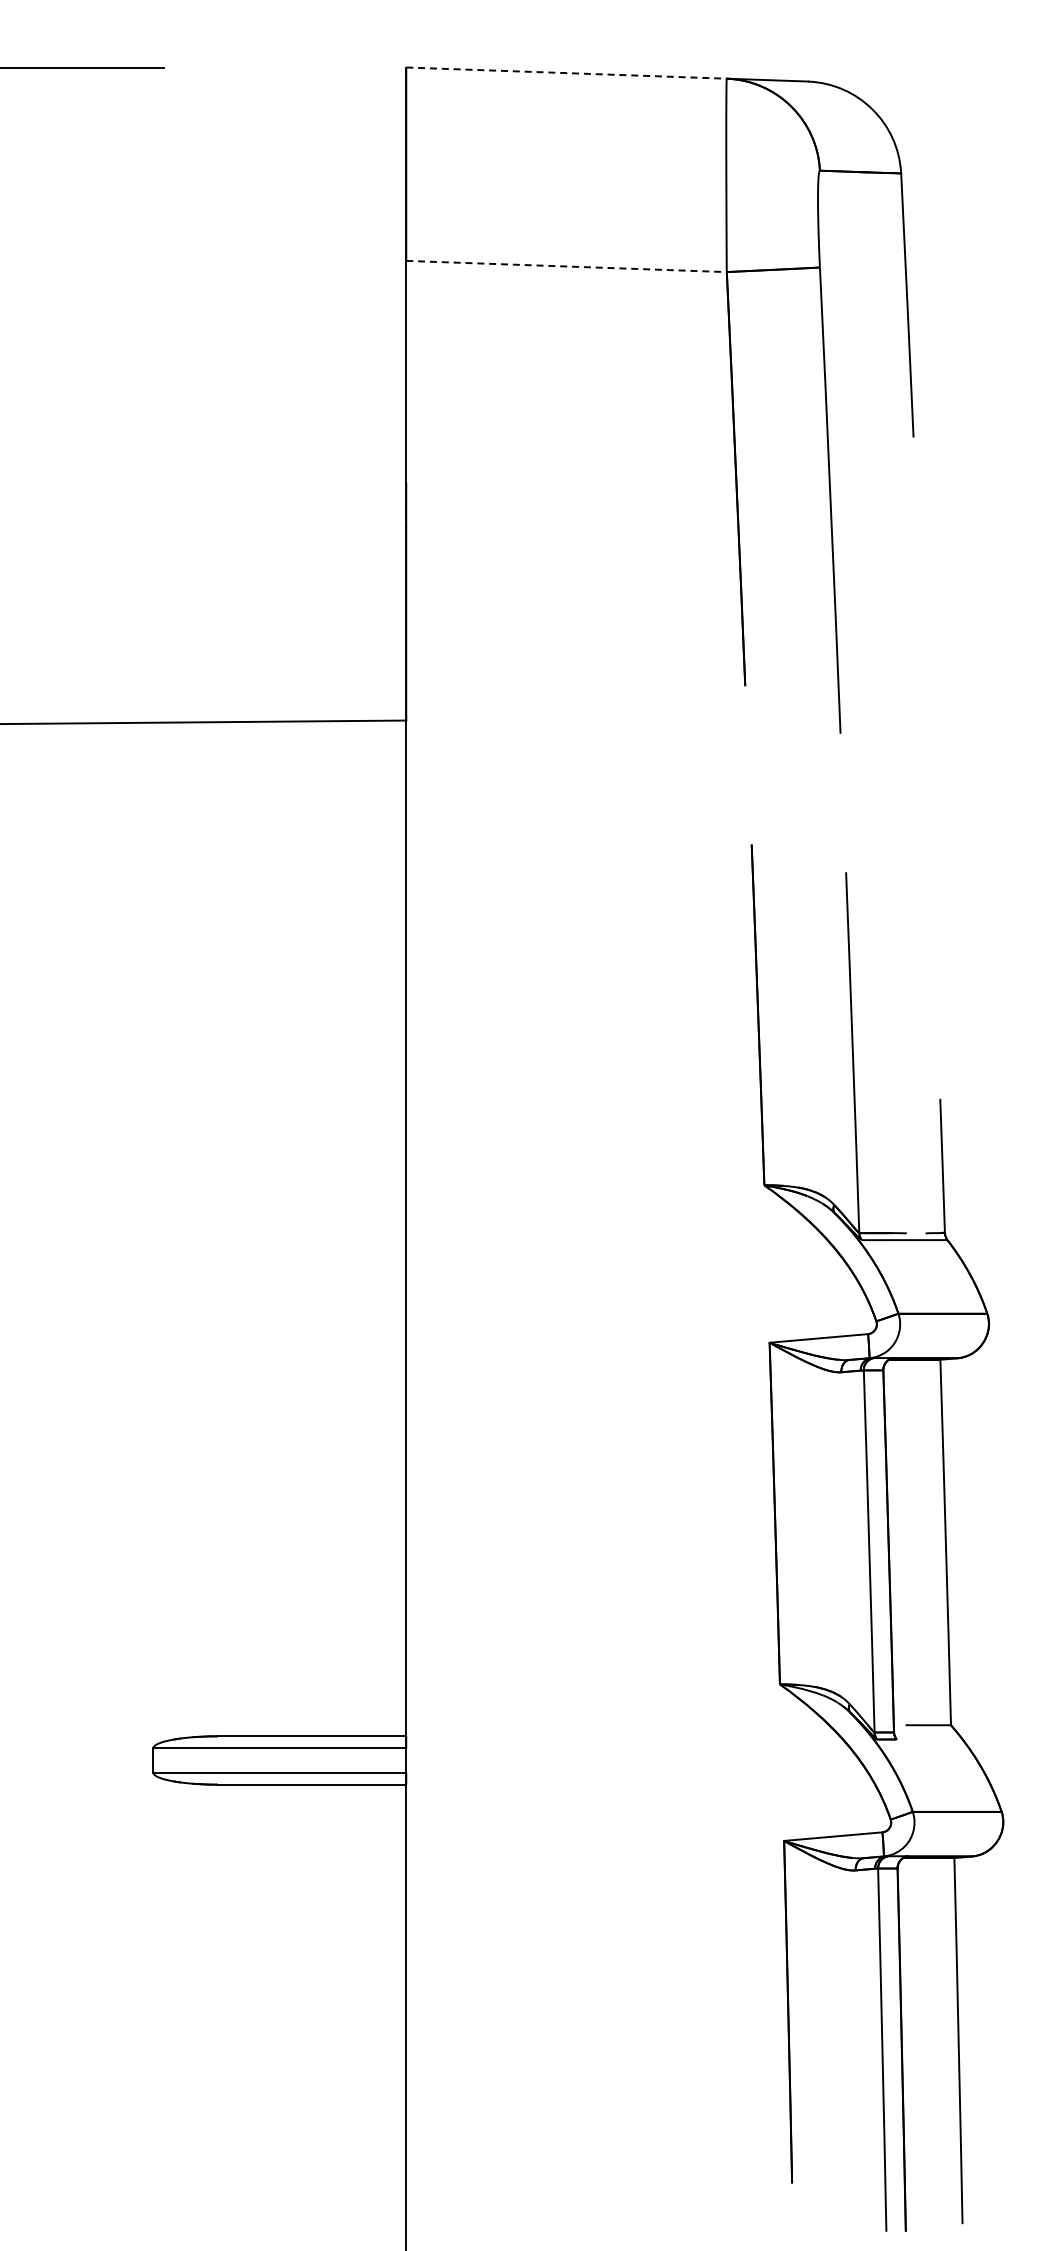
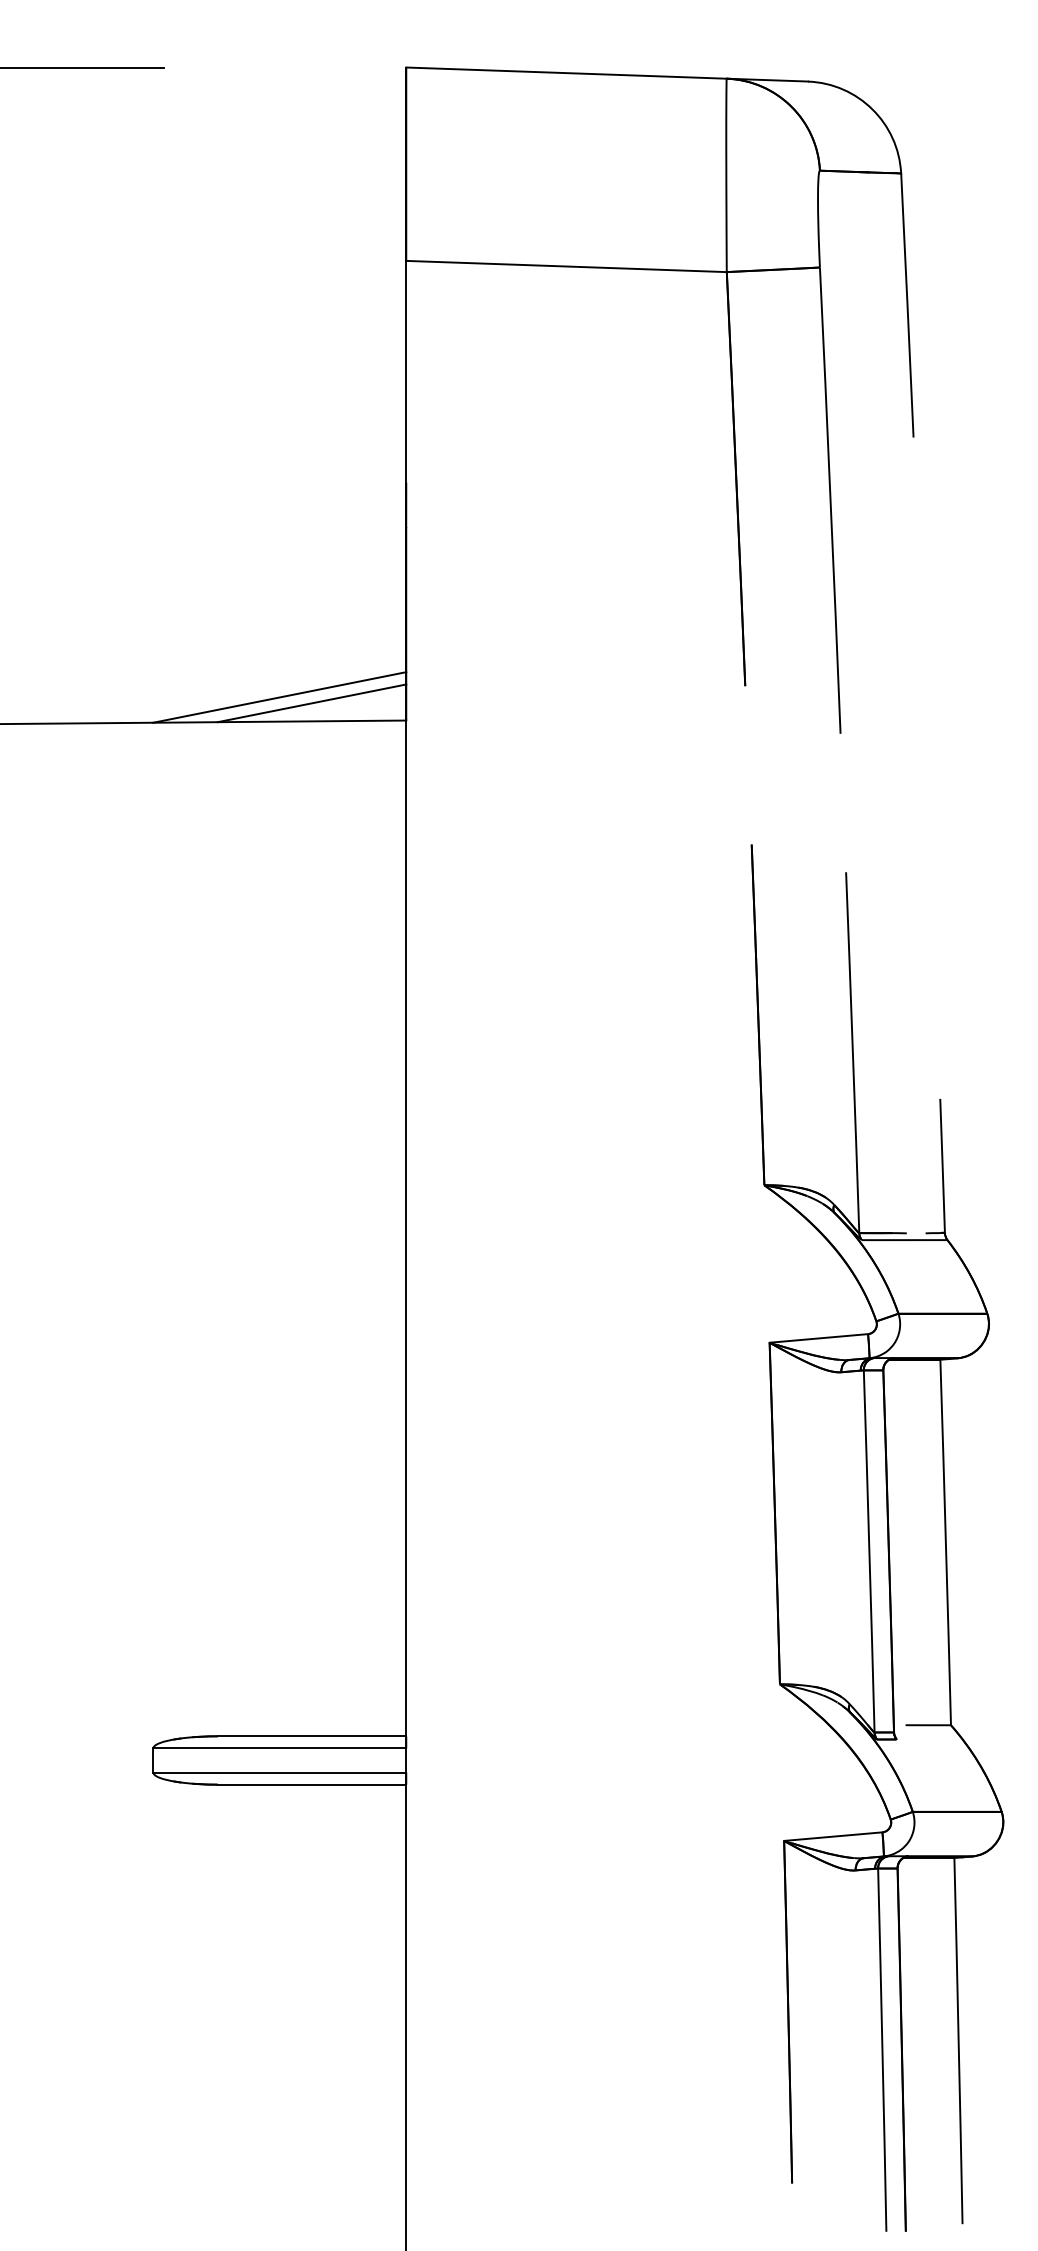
line: dashed -> solid (567, 73)
line: dashed -> solid (567, 266)
line: none -> present (279, 697)
line: none -> present (311, 703)
